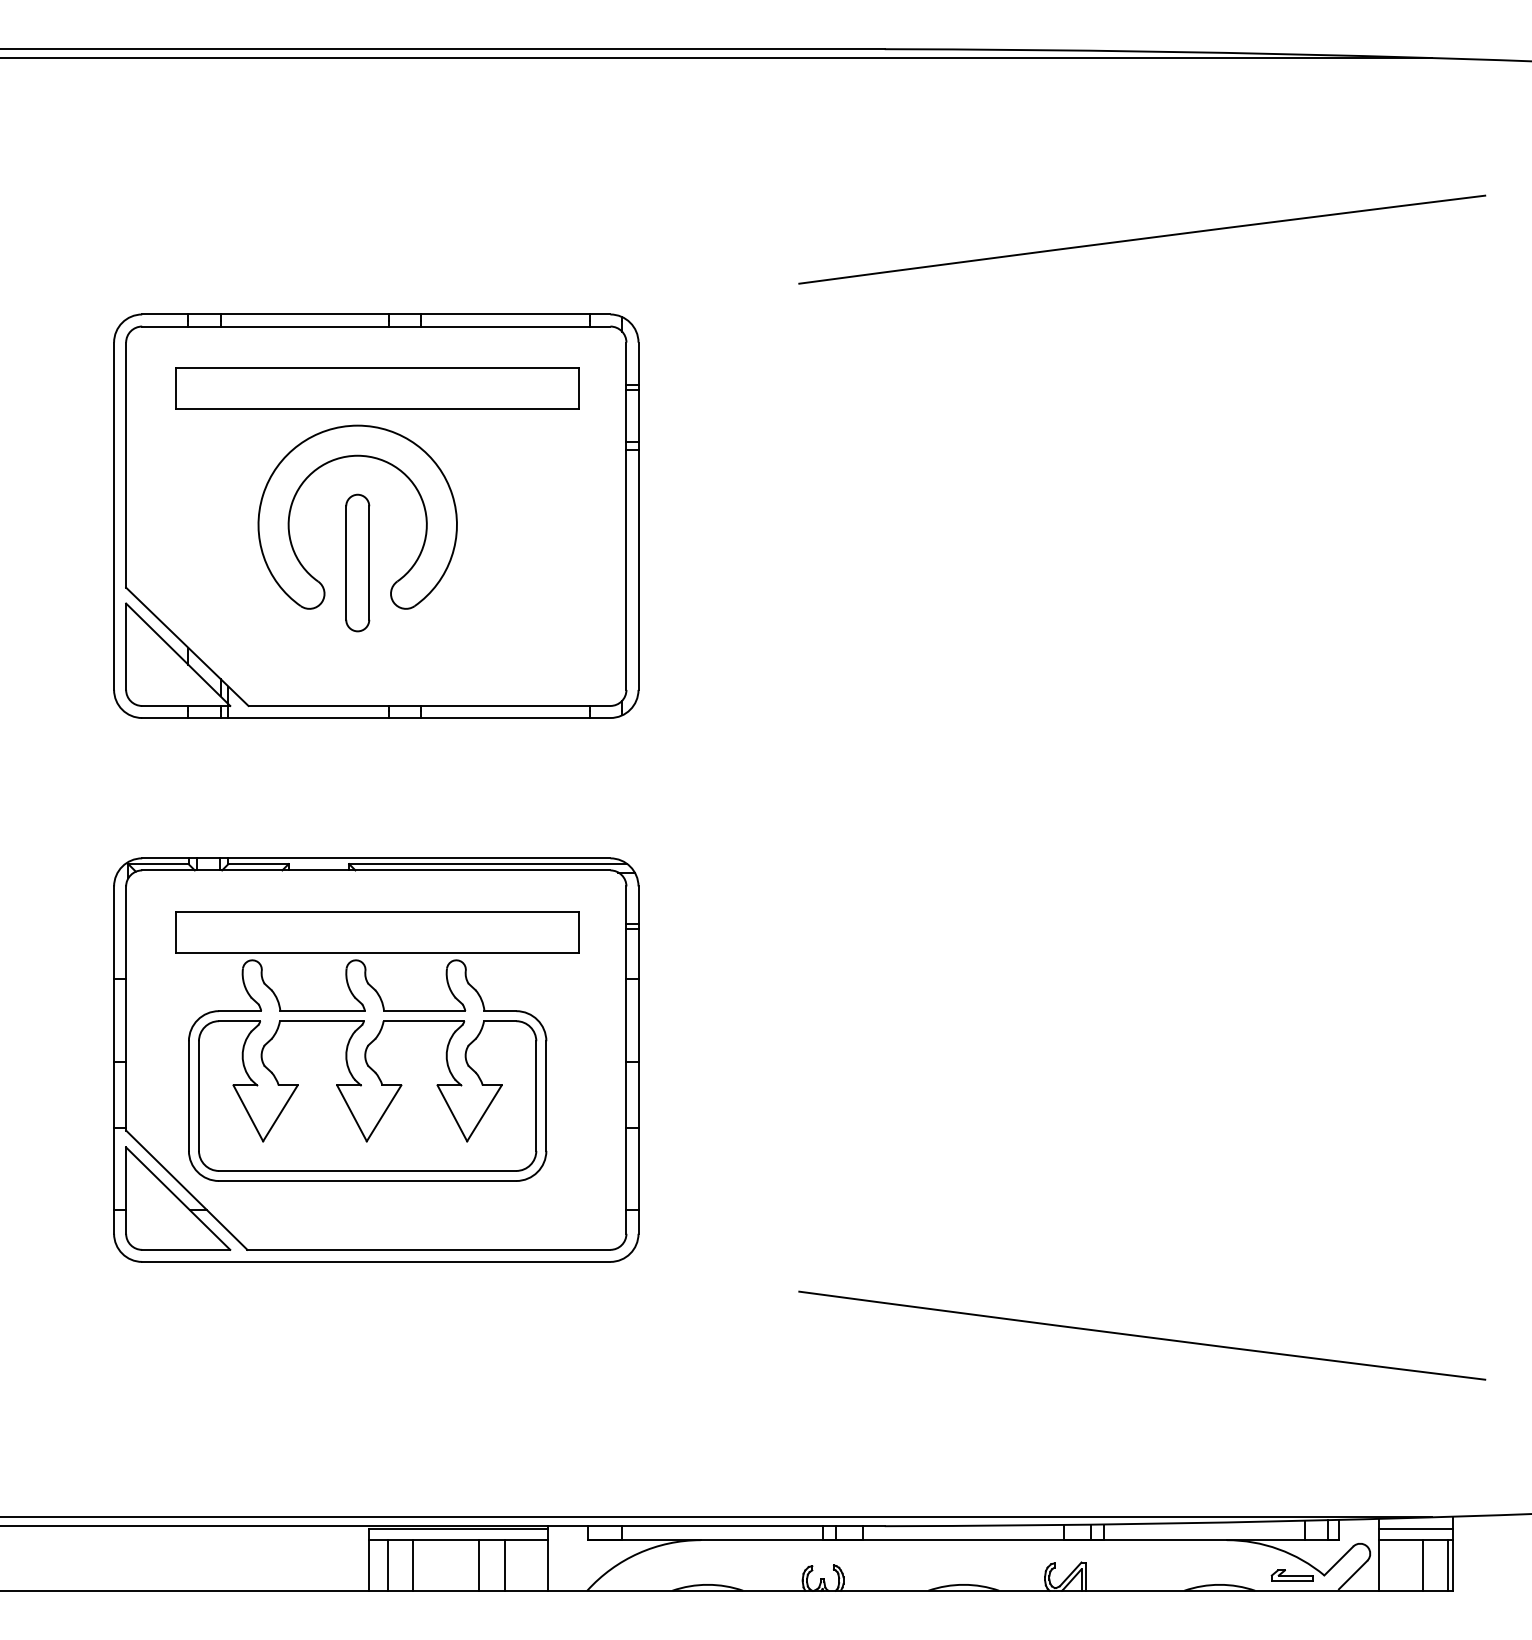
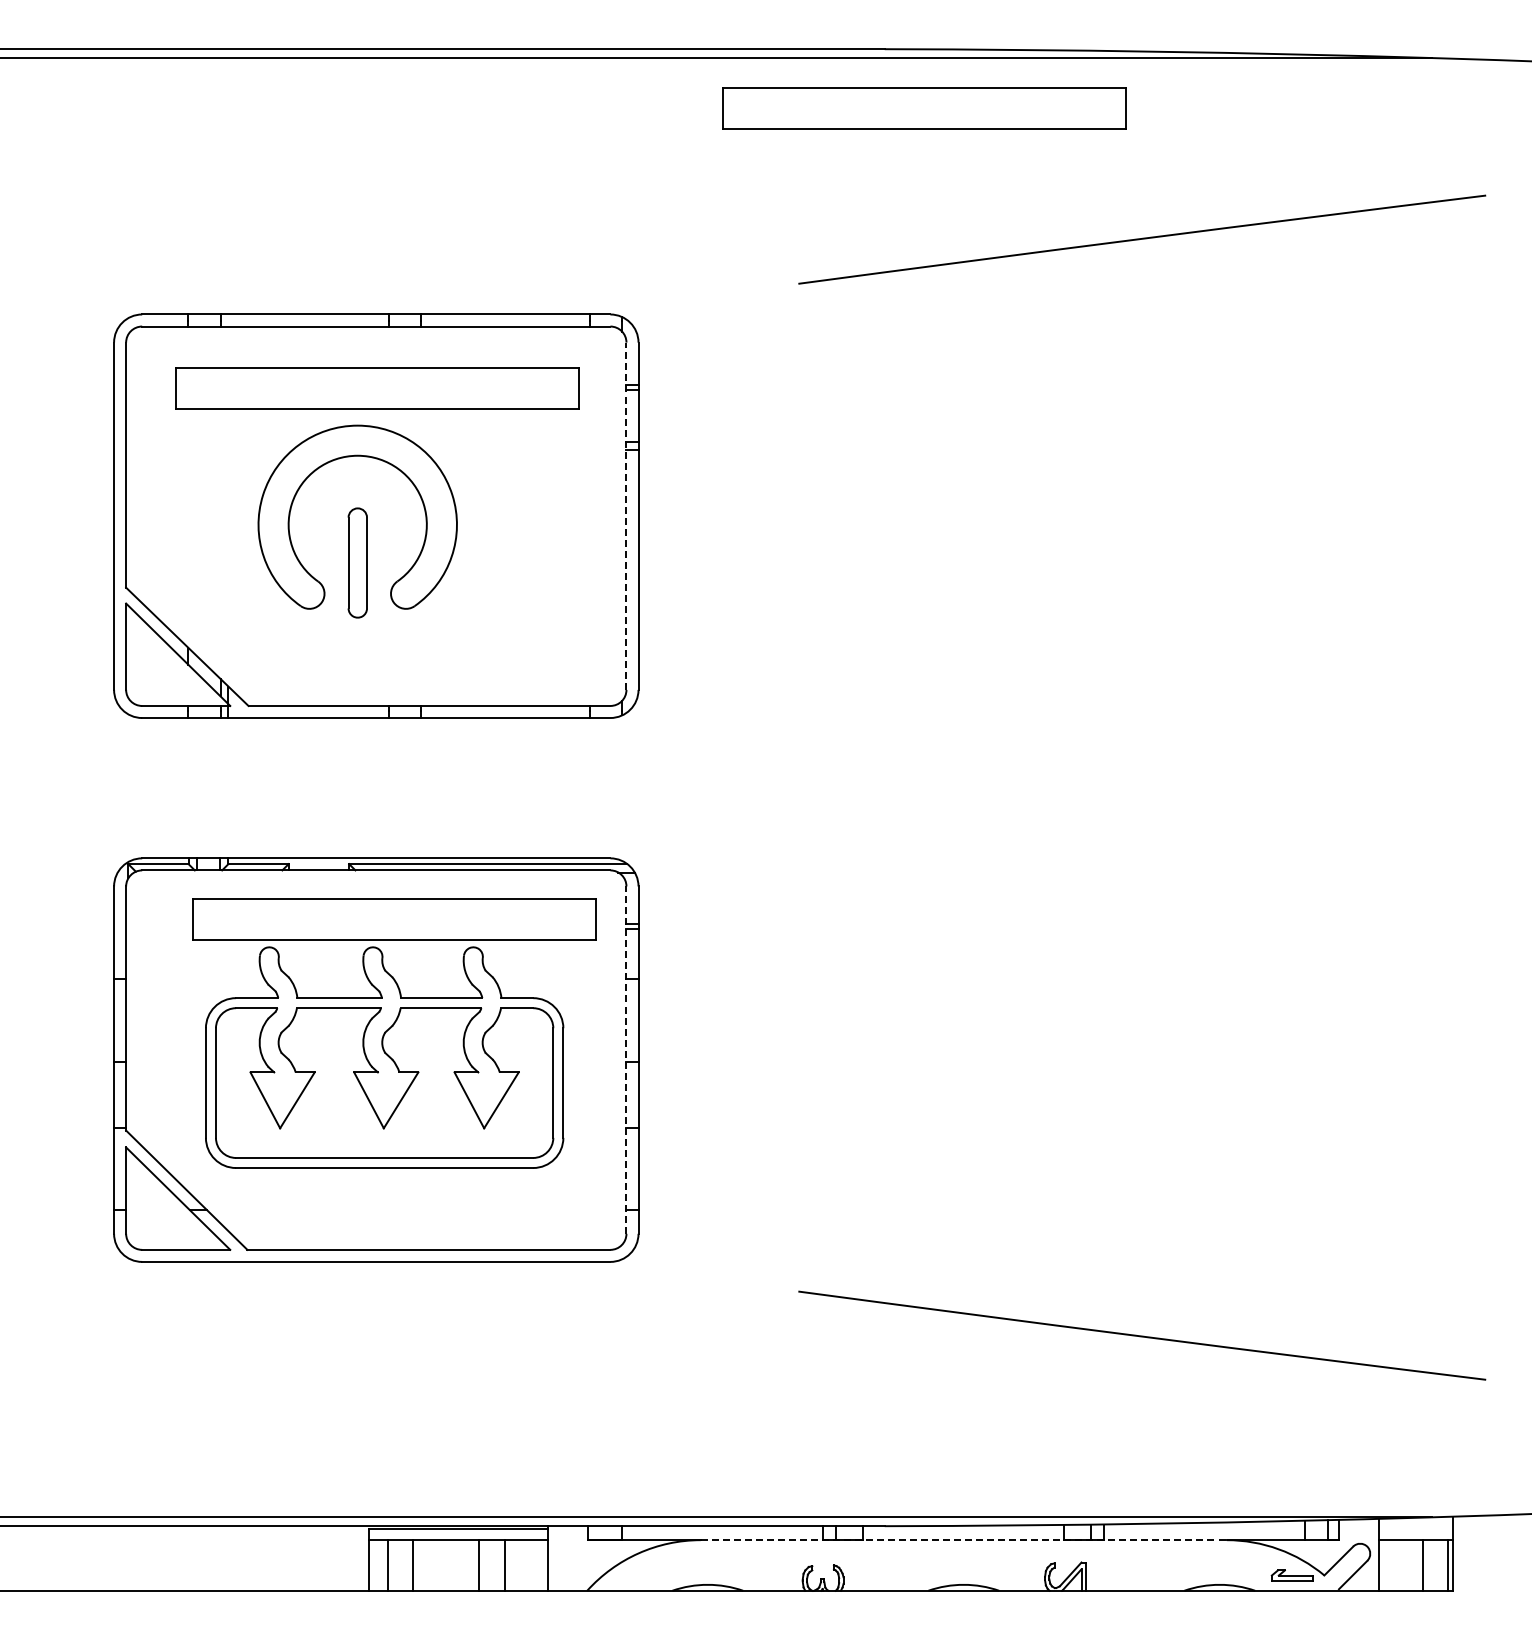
part: none -> present (924, 108)
line: solid -> dashed (626, 516)
part size: 26x140 px -> 21x112 px (357, 562)
part position: (377, 1046) -> (394, 1033) (394, 1033)
line: solid -> dashed (626, 1060)
line: present -> none (1416, 1528)
line: solid -> dashed (964, 1540)
